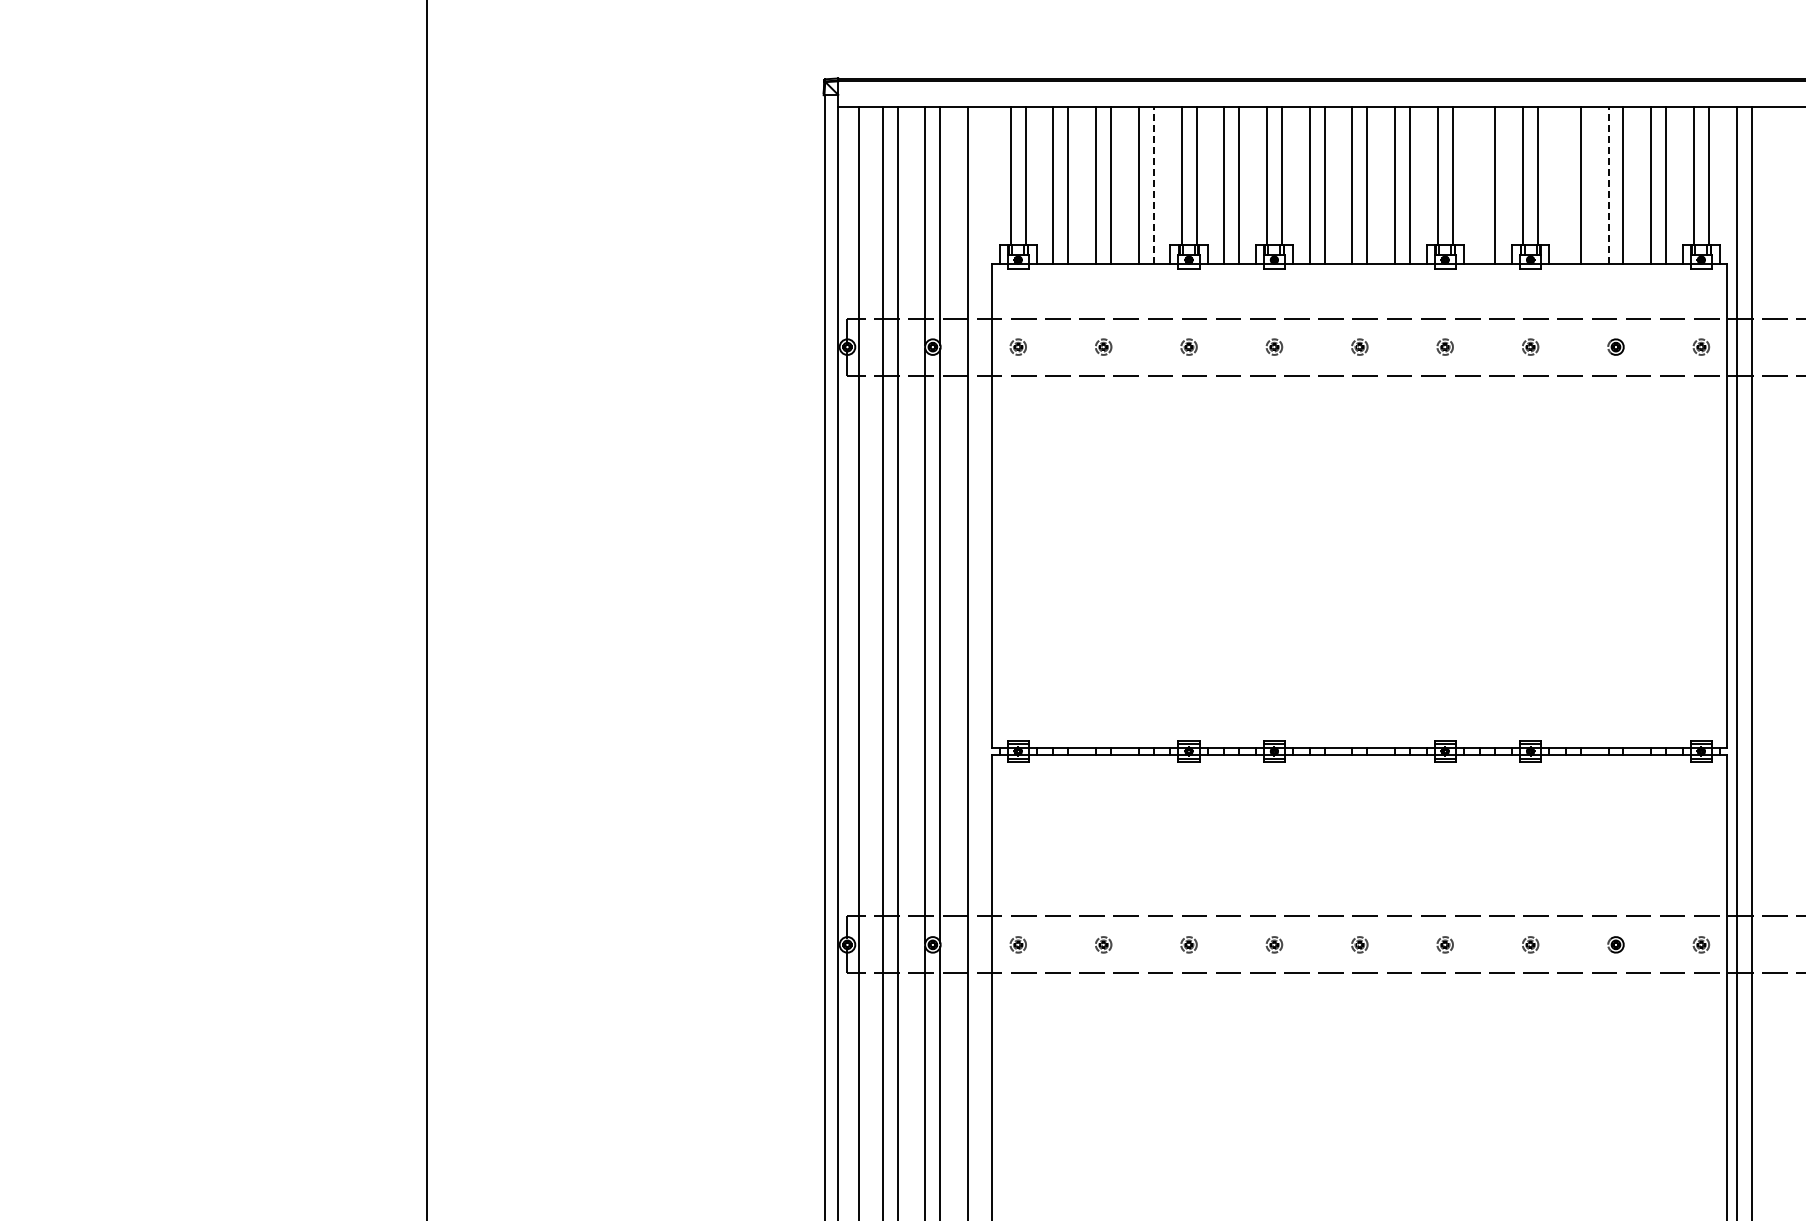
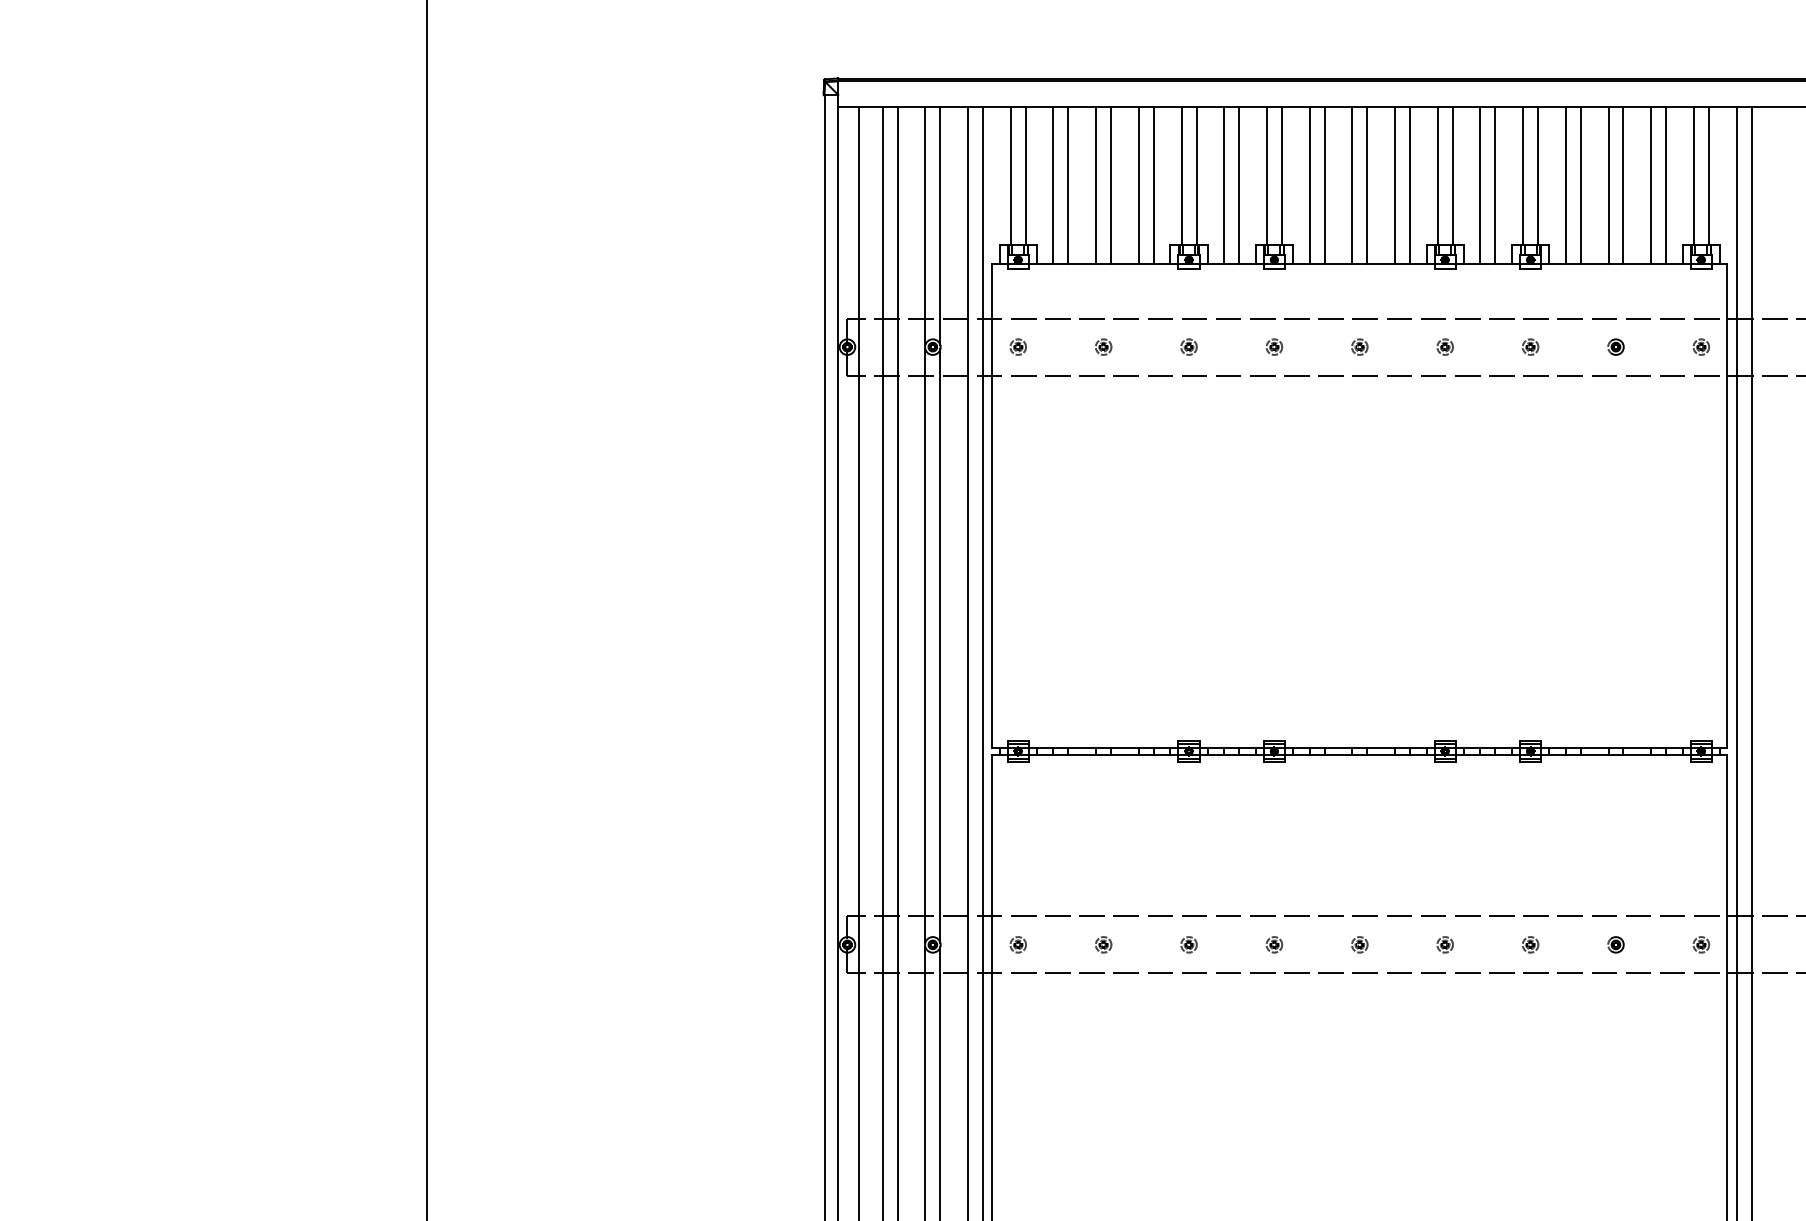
line: none -> present (1480, 184)
line: none -> present (1565, 184)
line: dashed -> solid (1153, 185)
line: dashed -> solid (1608, 185)
line: none -> present (983, 661)
